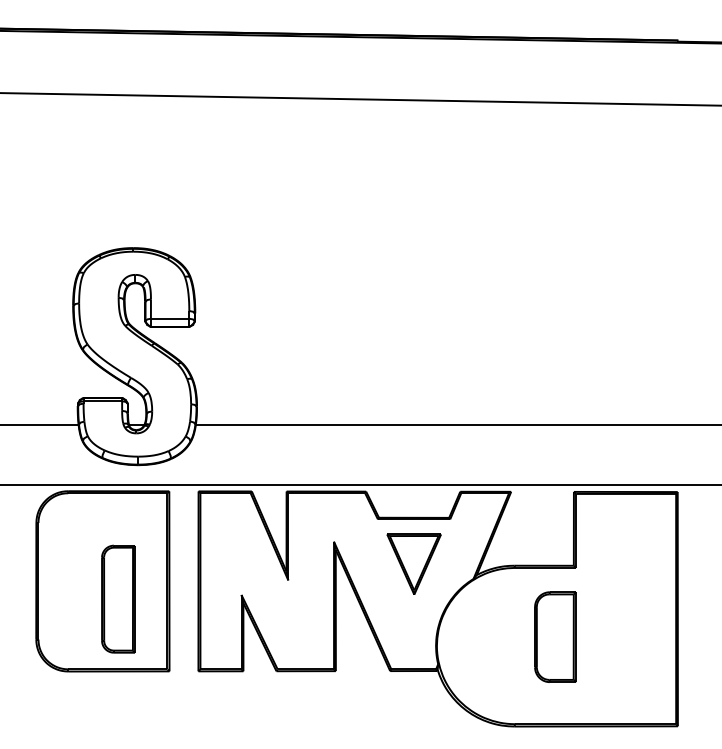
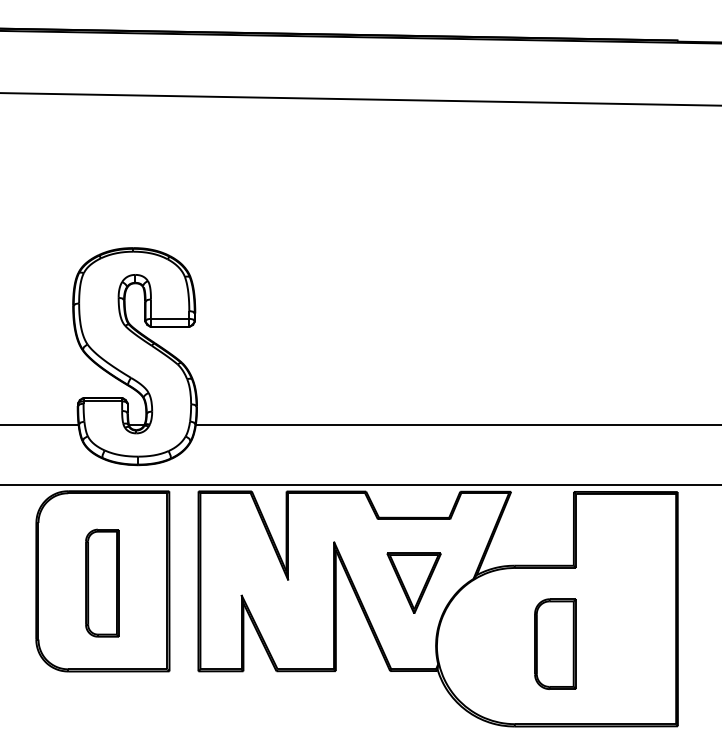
part position: (413, 563) -> (413, 582) (413, 582)
part position: (118, 598) -> (102, 582) (102, 582)
part position: (555, 636) -> (555, 643) (555, 643)
